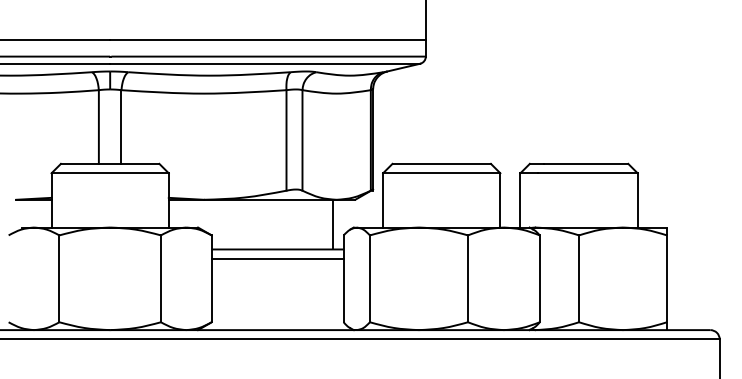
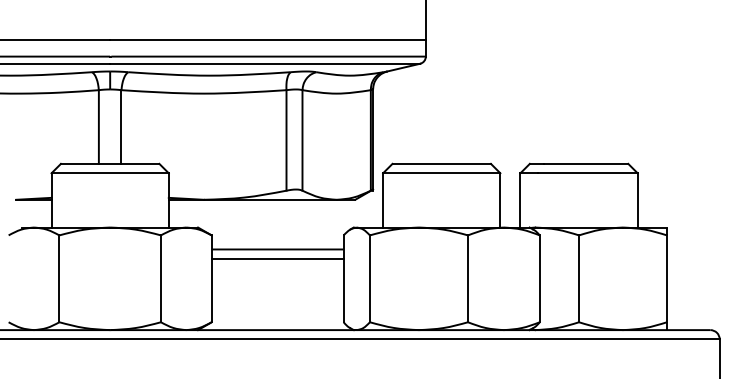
line: present -> none (332, 224)
